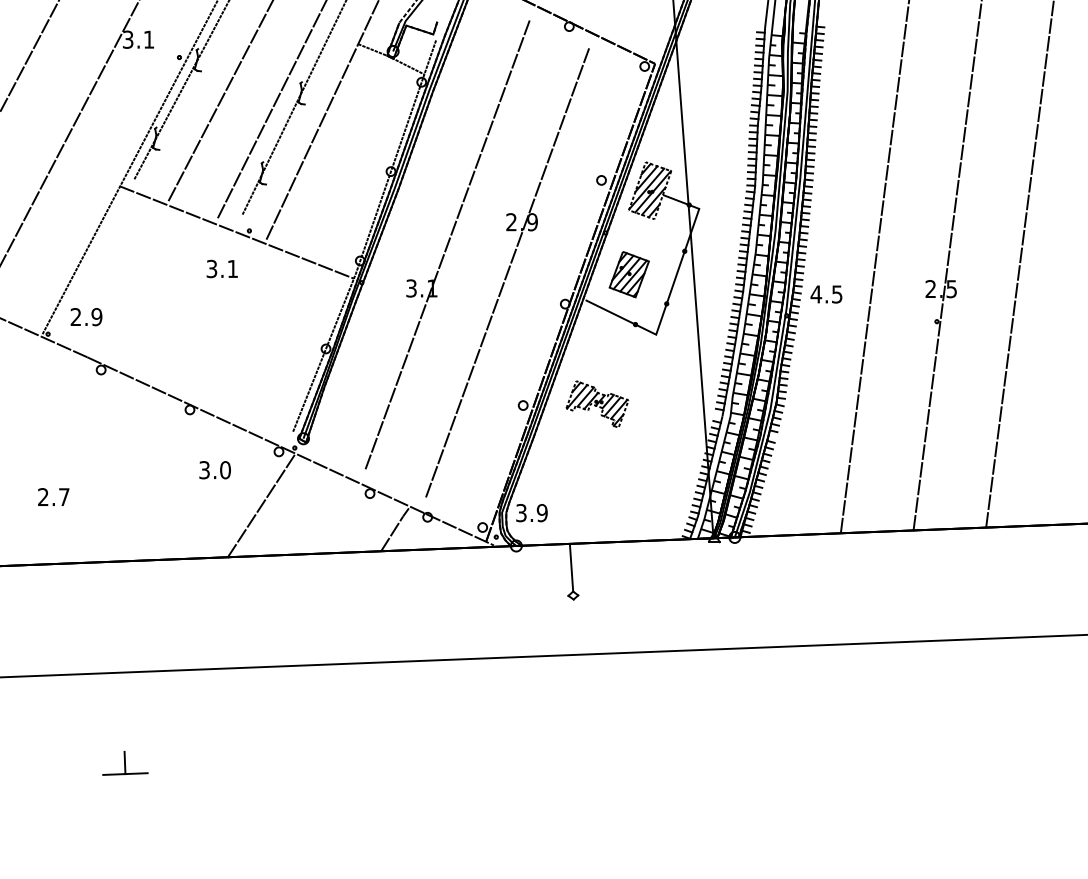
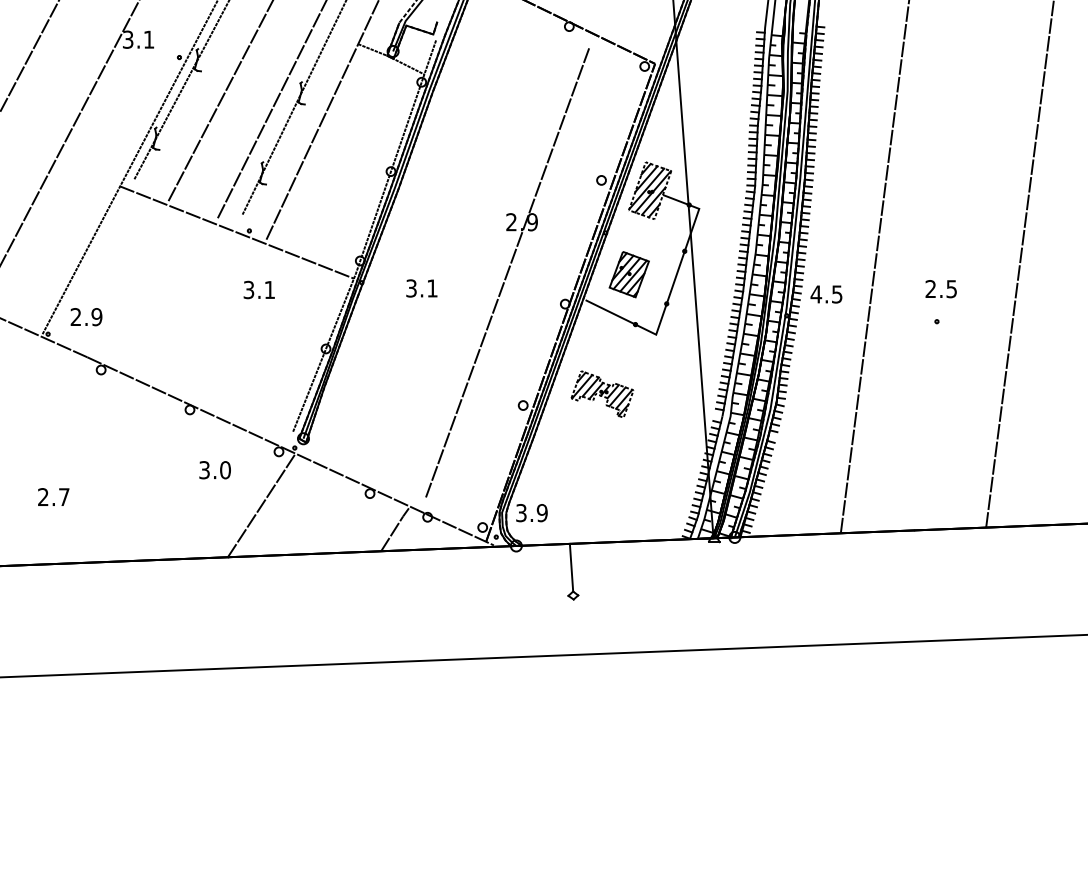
line: present -> none (447, 244)
line: present -> none (947, 266)
text position: (221, 268) -> (258, 289) (258, 289)
part position: (597, 403) -> (602, 393) (602, 393)
part: present -> none (125, 763)
